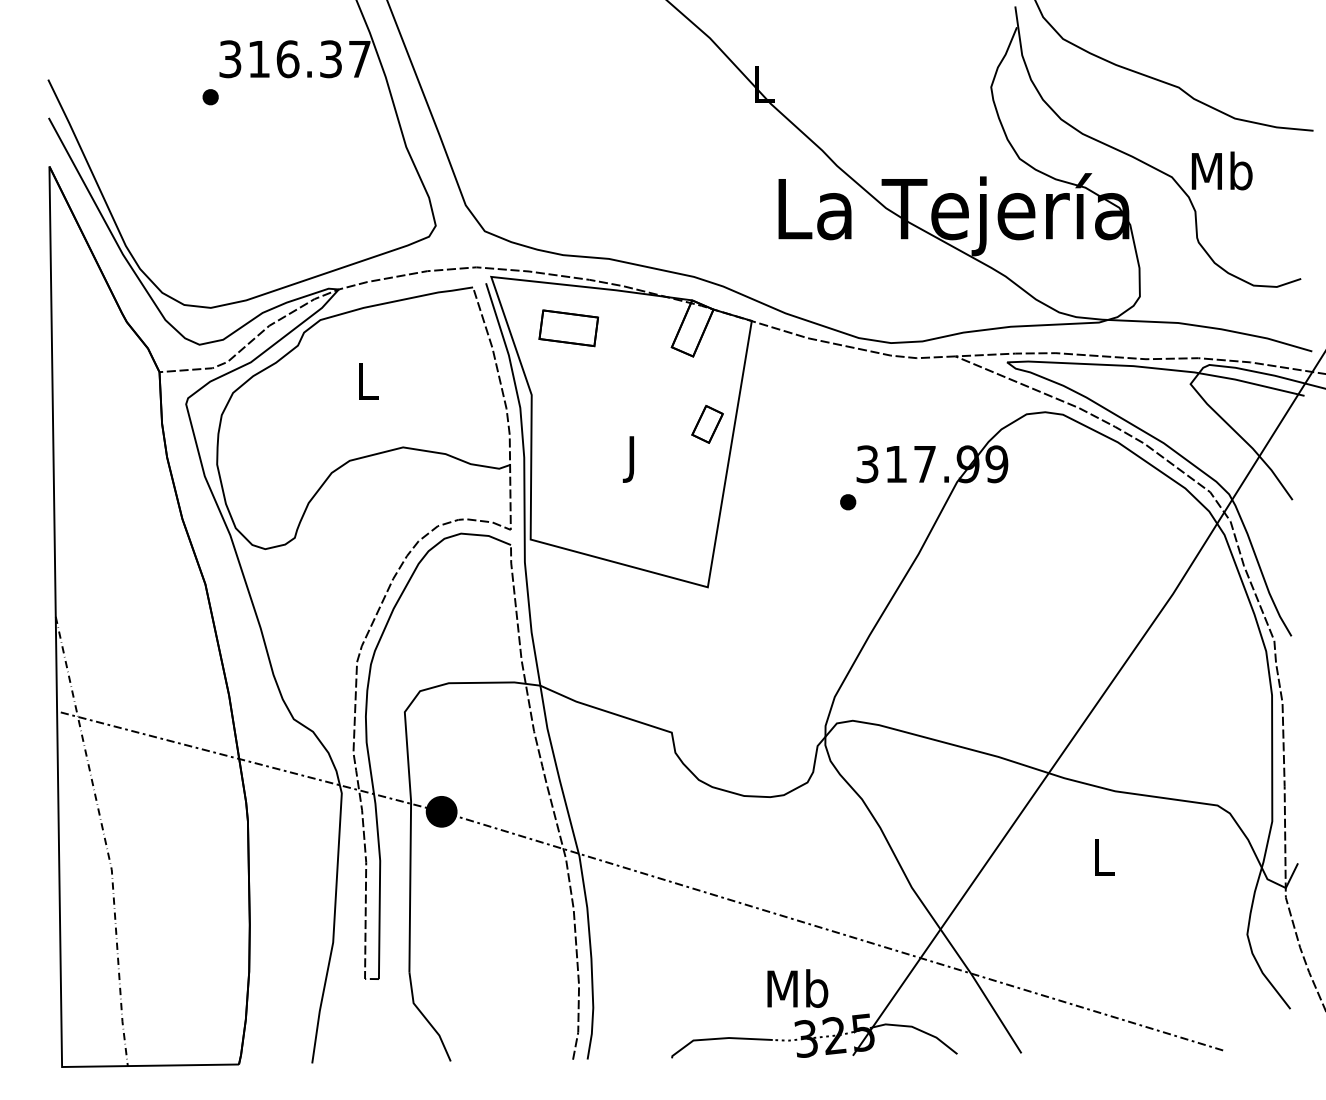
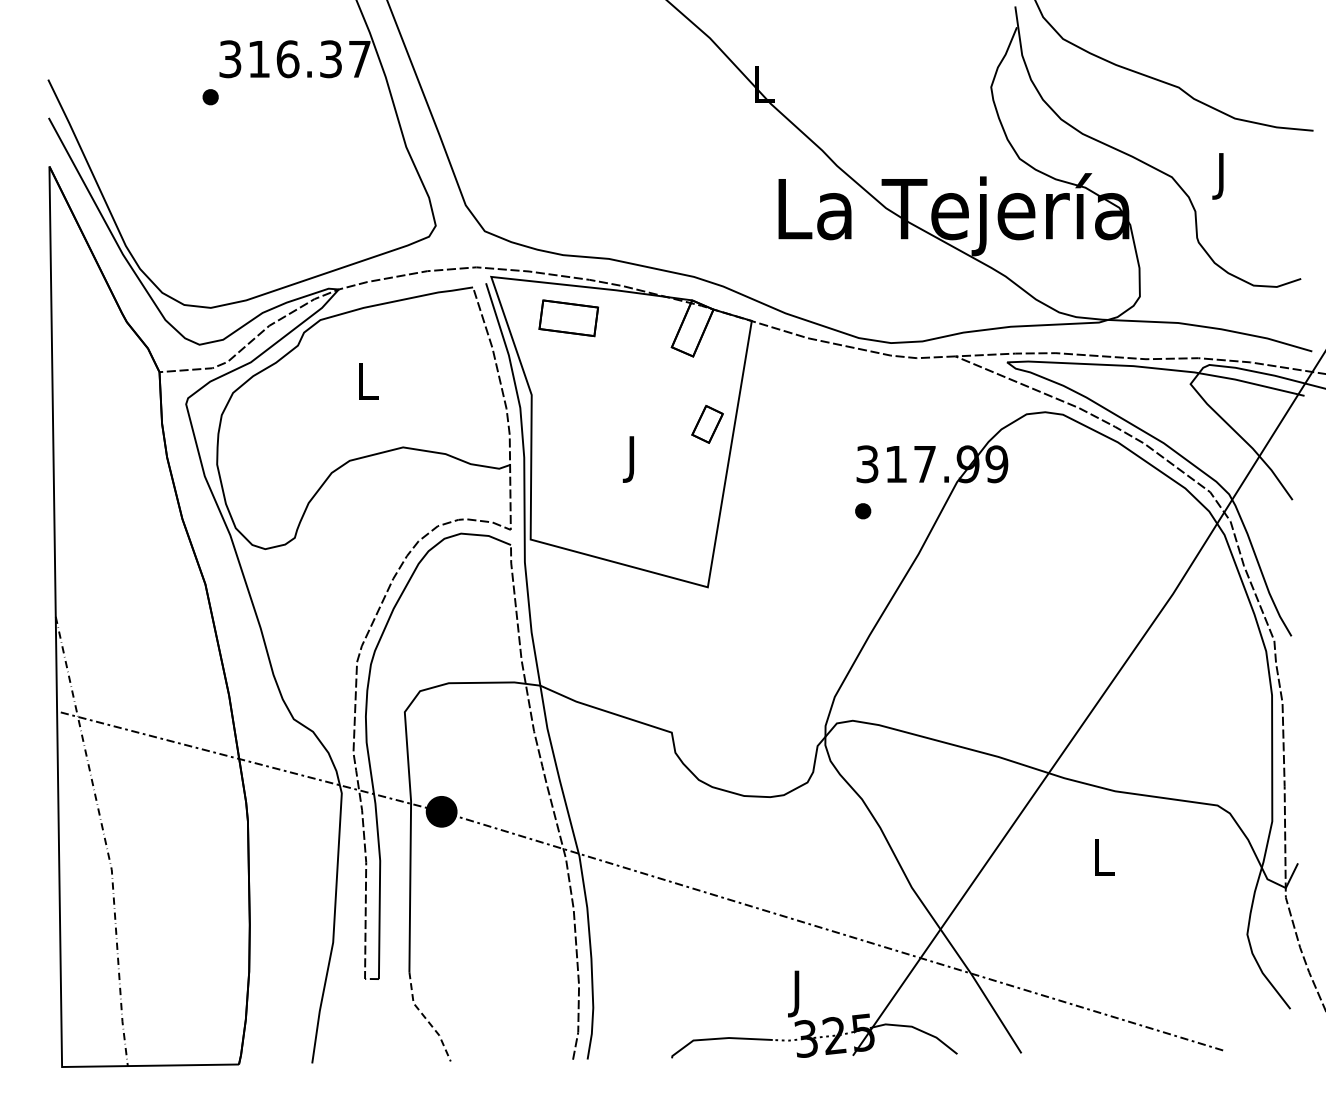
text: Mb -> J (1221, 175)
part position: (568, 328) -> (568, 318) (568, 318)
part position: (848, 502) -> (863, 511) (863, 511)
text: Mb -> J (797, 993)
line: solid -> dashed (425, 1018)
